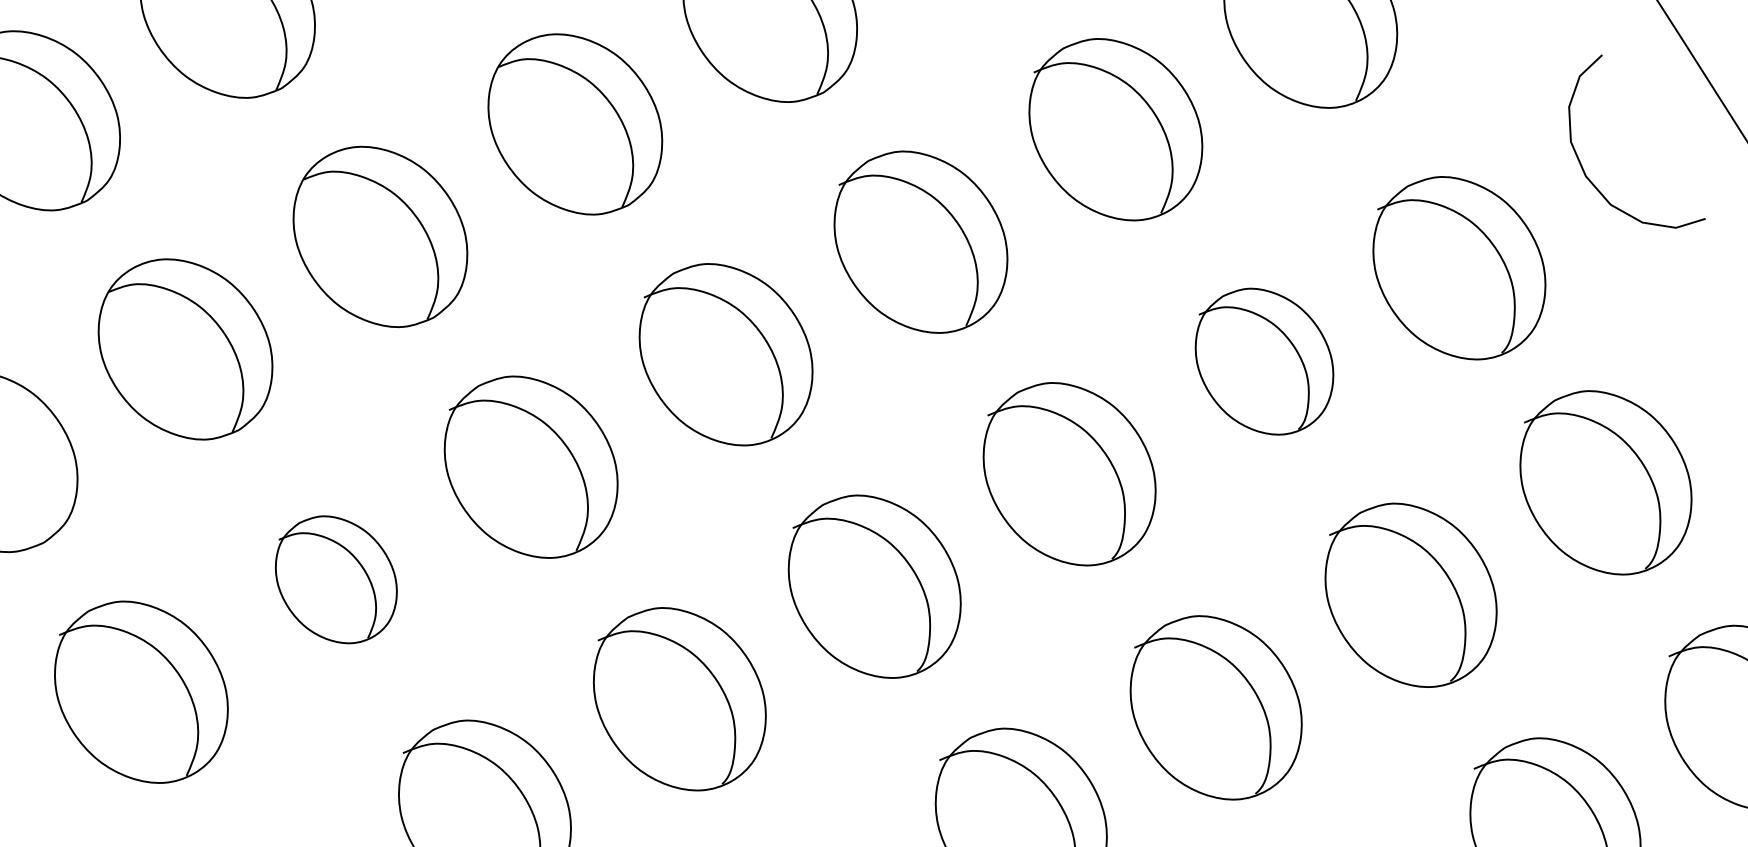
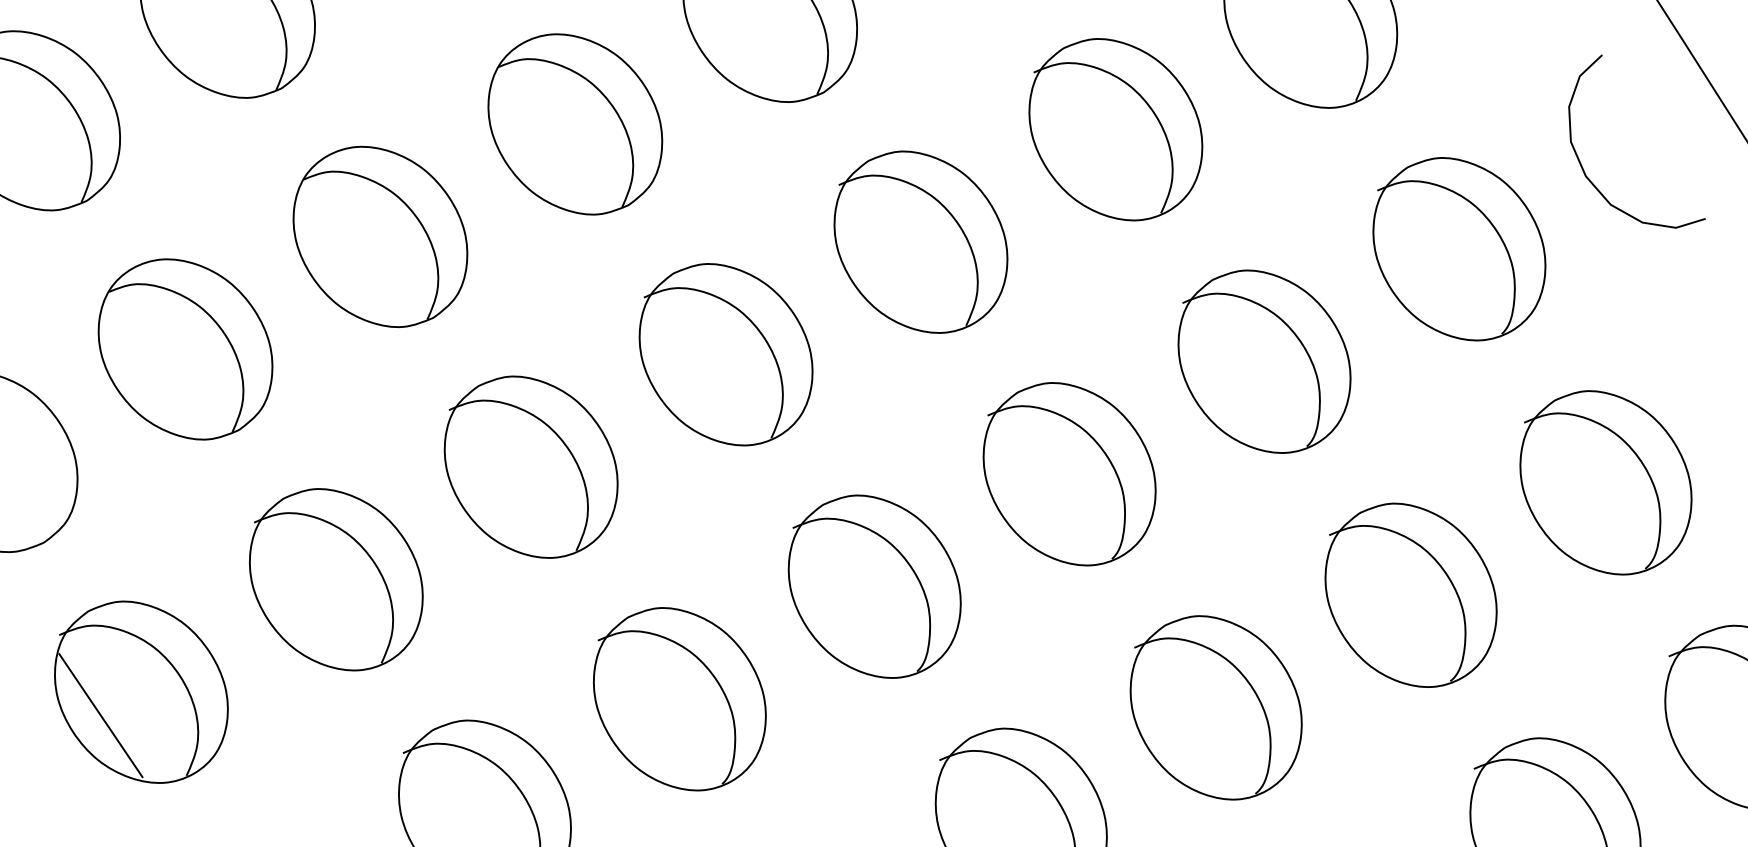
part position: (1459, 268) -> (1459, 249) (1459, 249)
part size: 141x149 px -> 175x185 px (1264, 361)
part size: 123x130 px -> 175x184 px (336, 579)
line: none -> present (100, 715)
